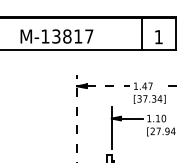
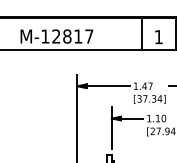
text: M-13817 -> M-12817 (56, 36)
line: dashed -> solid (108, 86)
line: dashed -> solid (77, 118)
